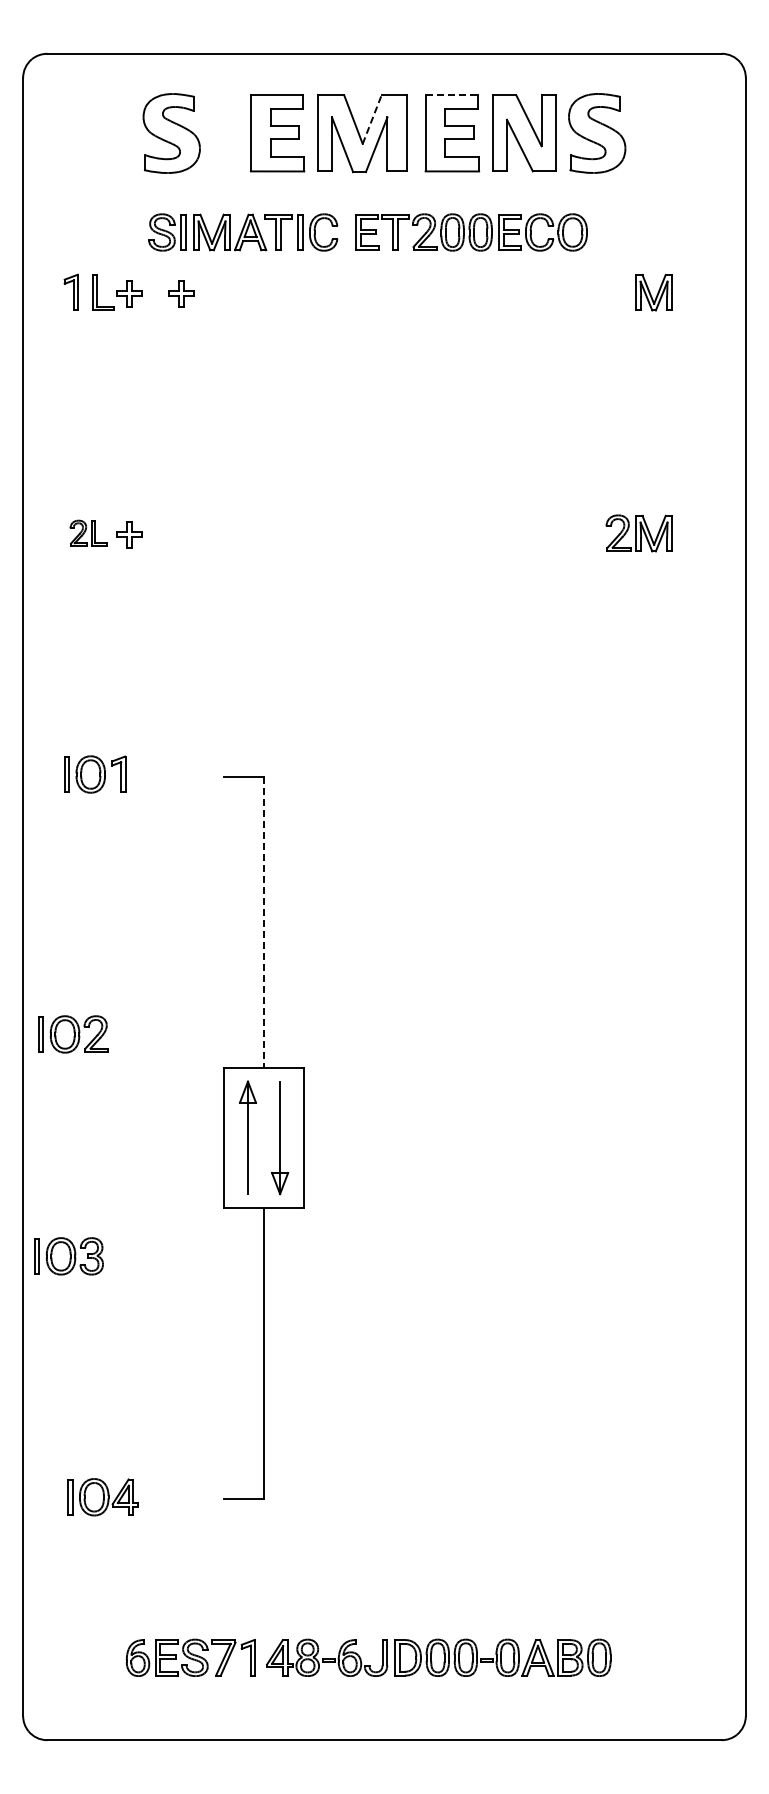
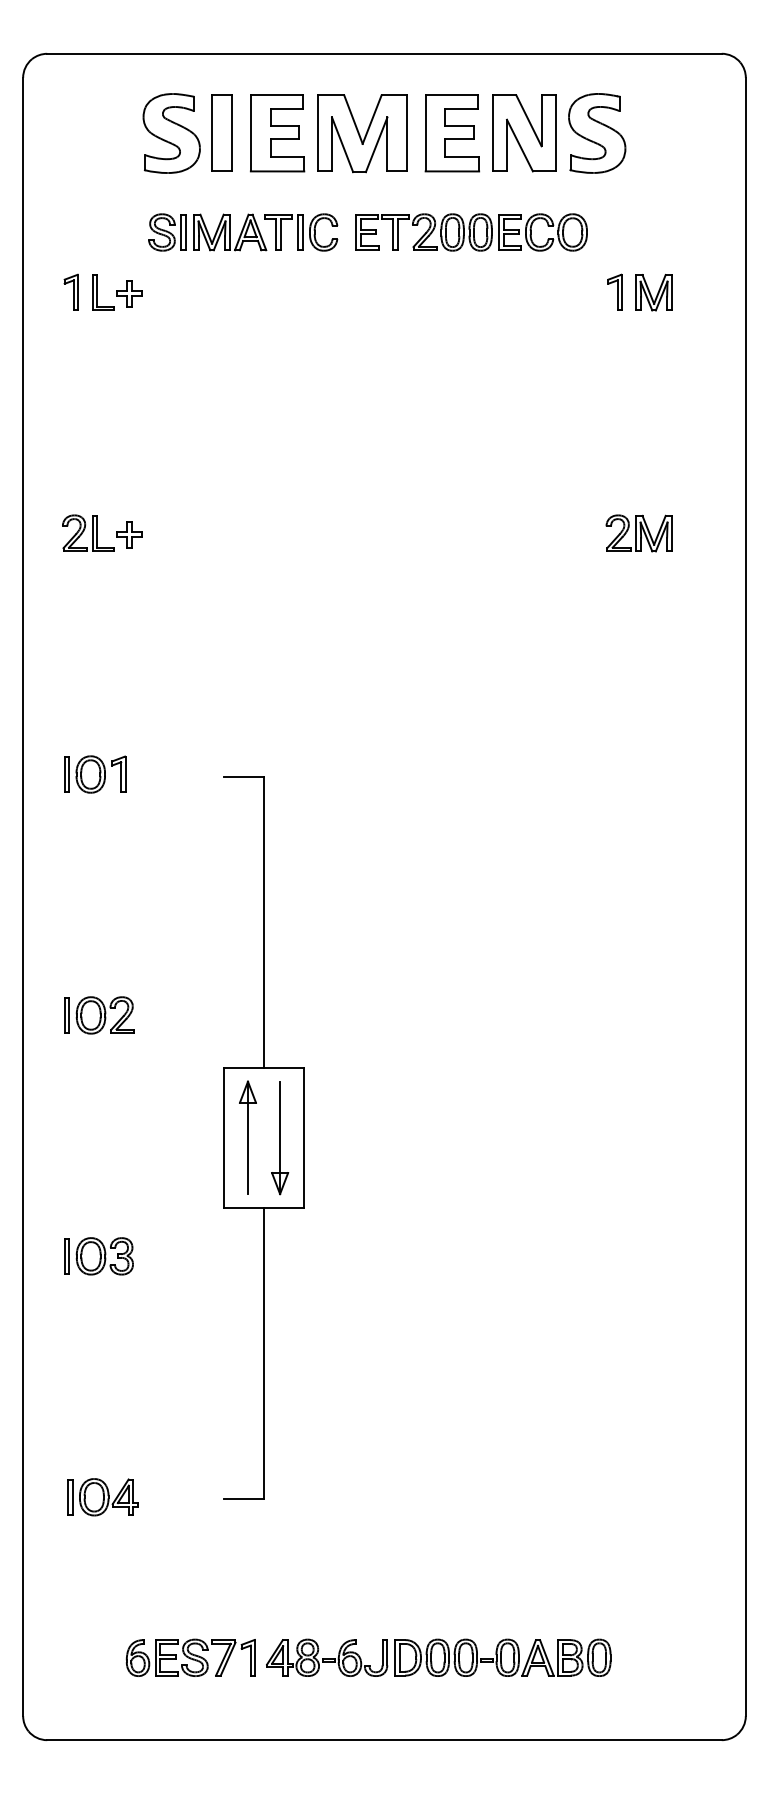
line: dashed -> solid (452, 95)
line: dashed -> solid (372, 119)
part: none -> present (221, 132)
part: none -> present (614, 291)
part: present -> none (181, 293)
part size: 39x28 px -> 53x38 px (88, 532)
line: dashed -> solid (264, 922)
part position: (73, 1034) -> (99, 1015) (99, 1015)
part position: (68, 1256) -> (98, 1256) (98, 1256)
